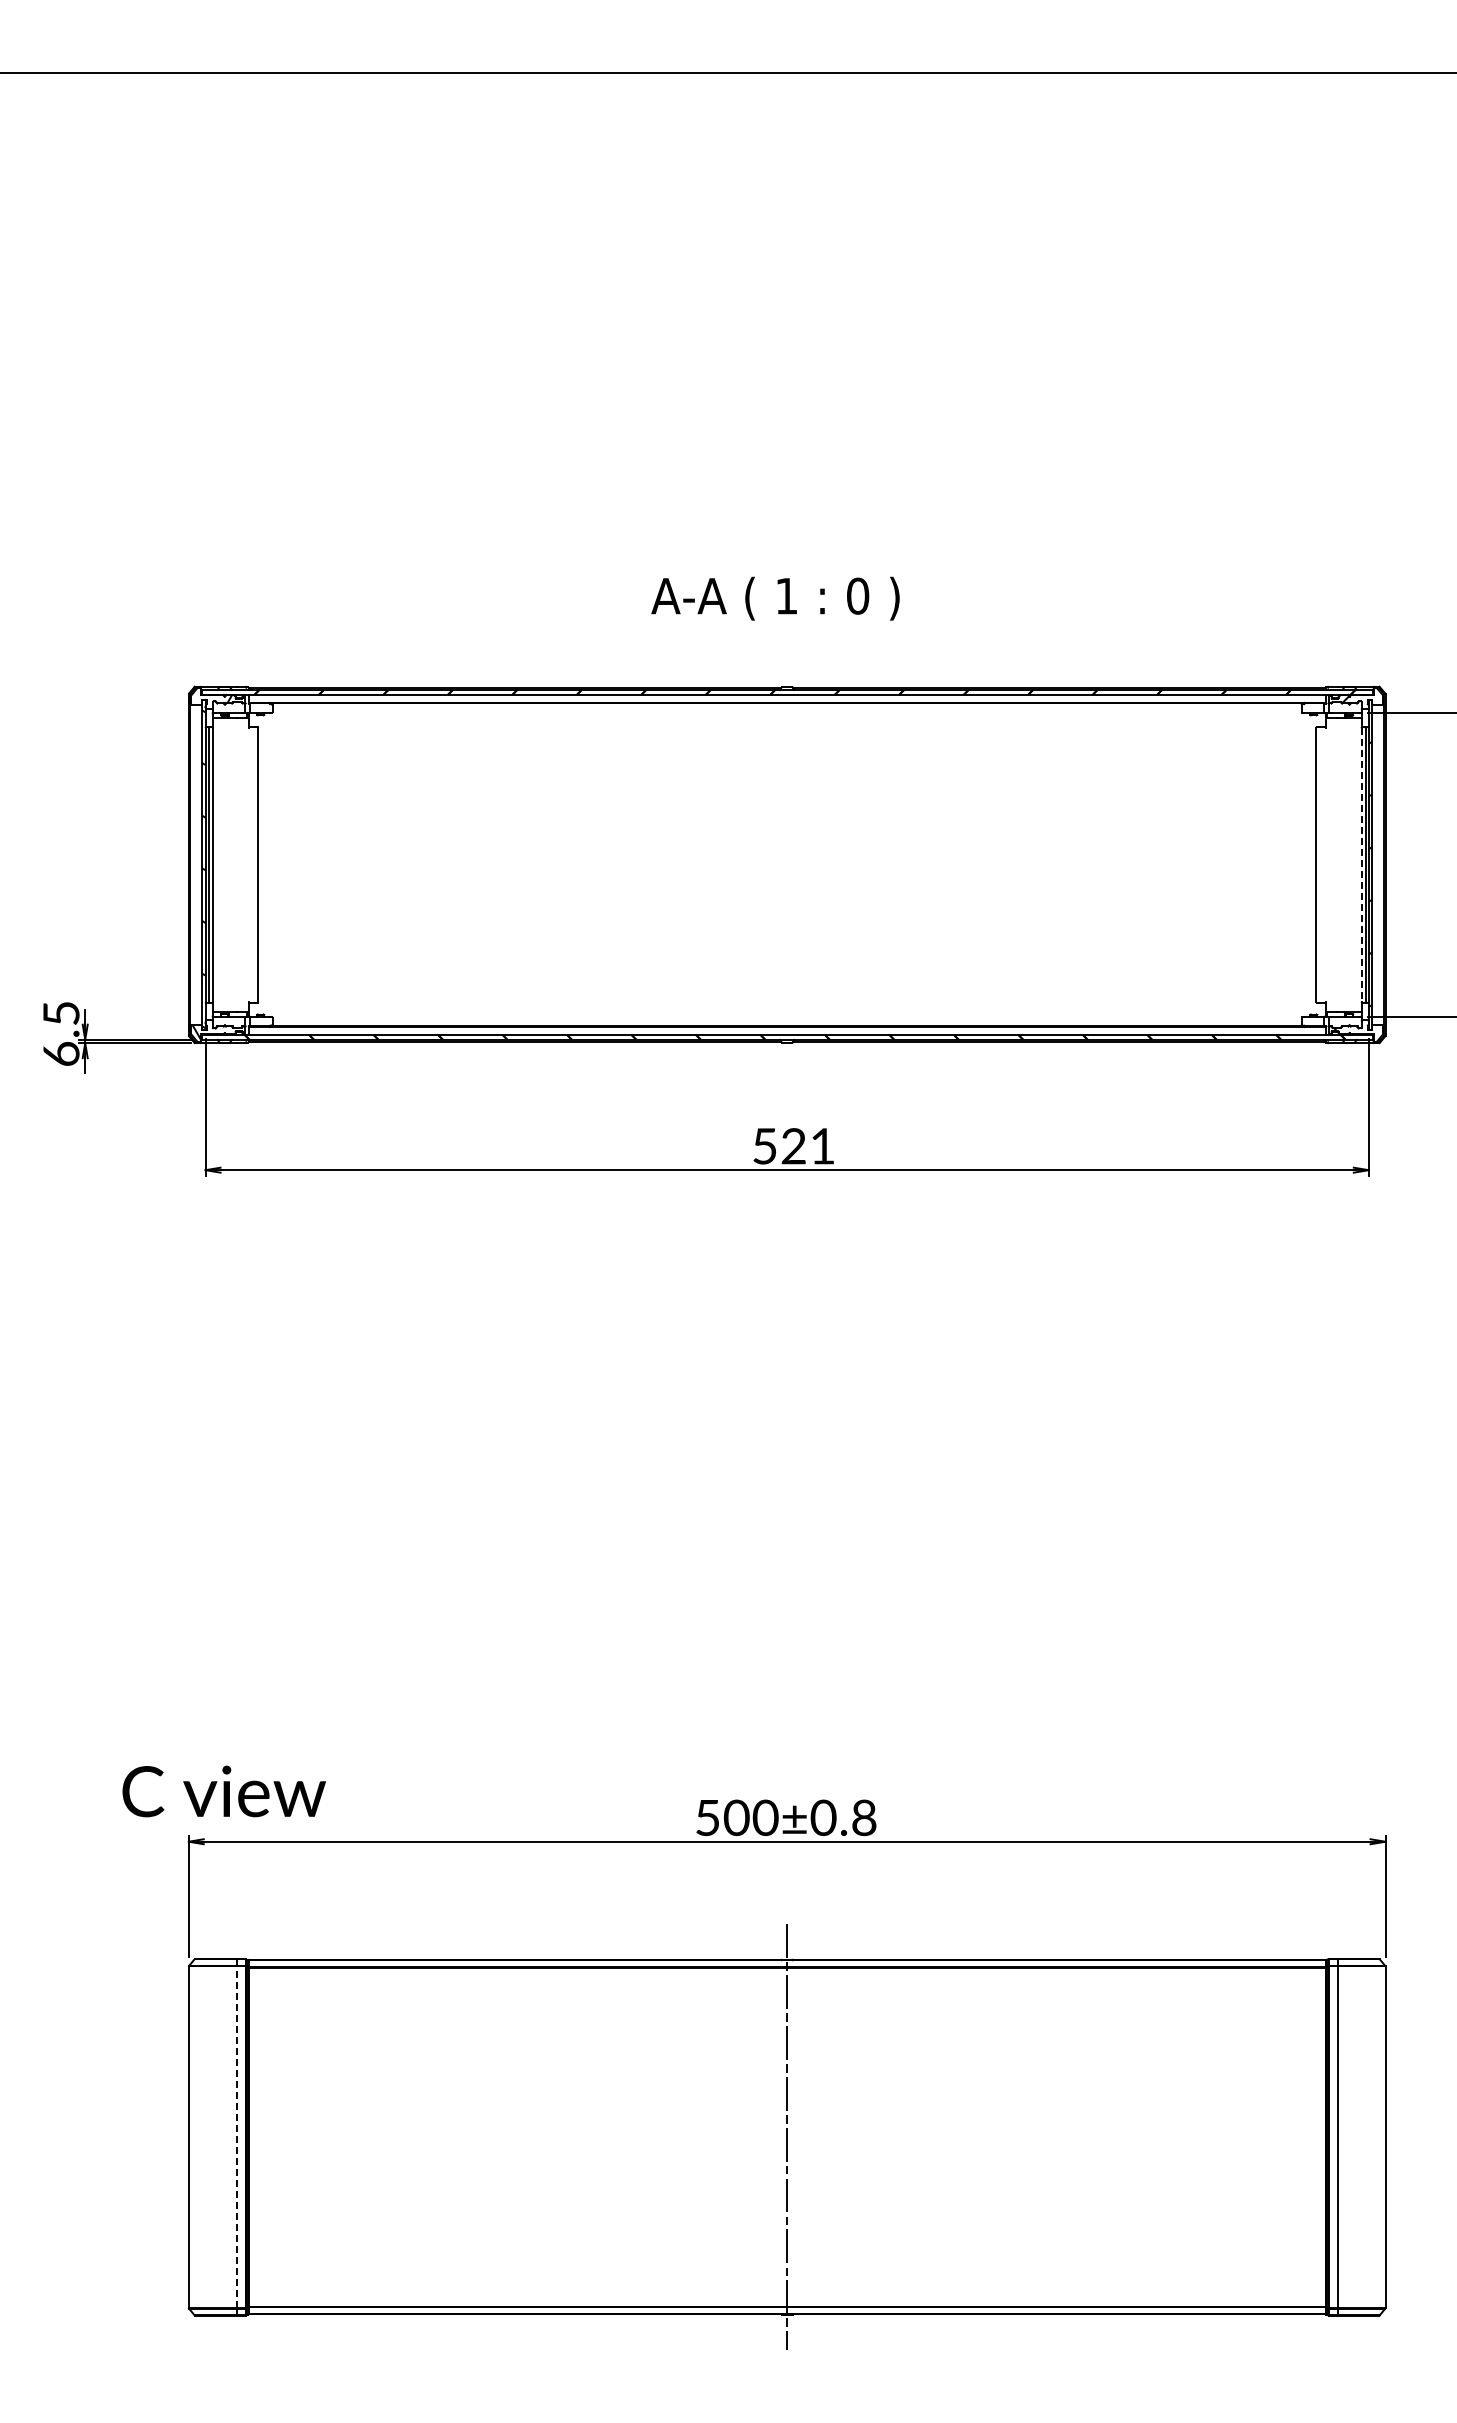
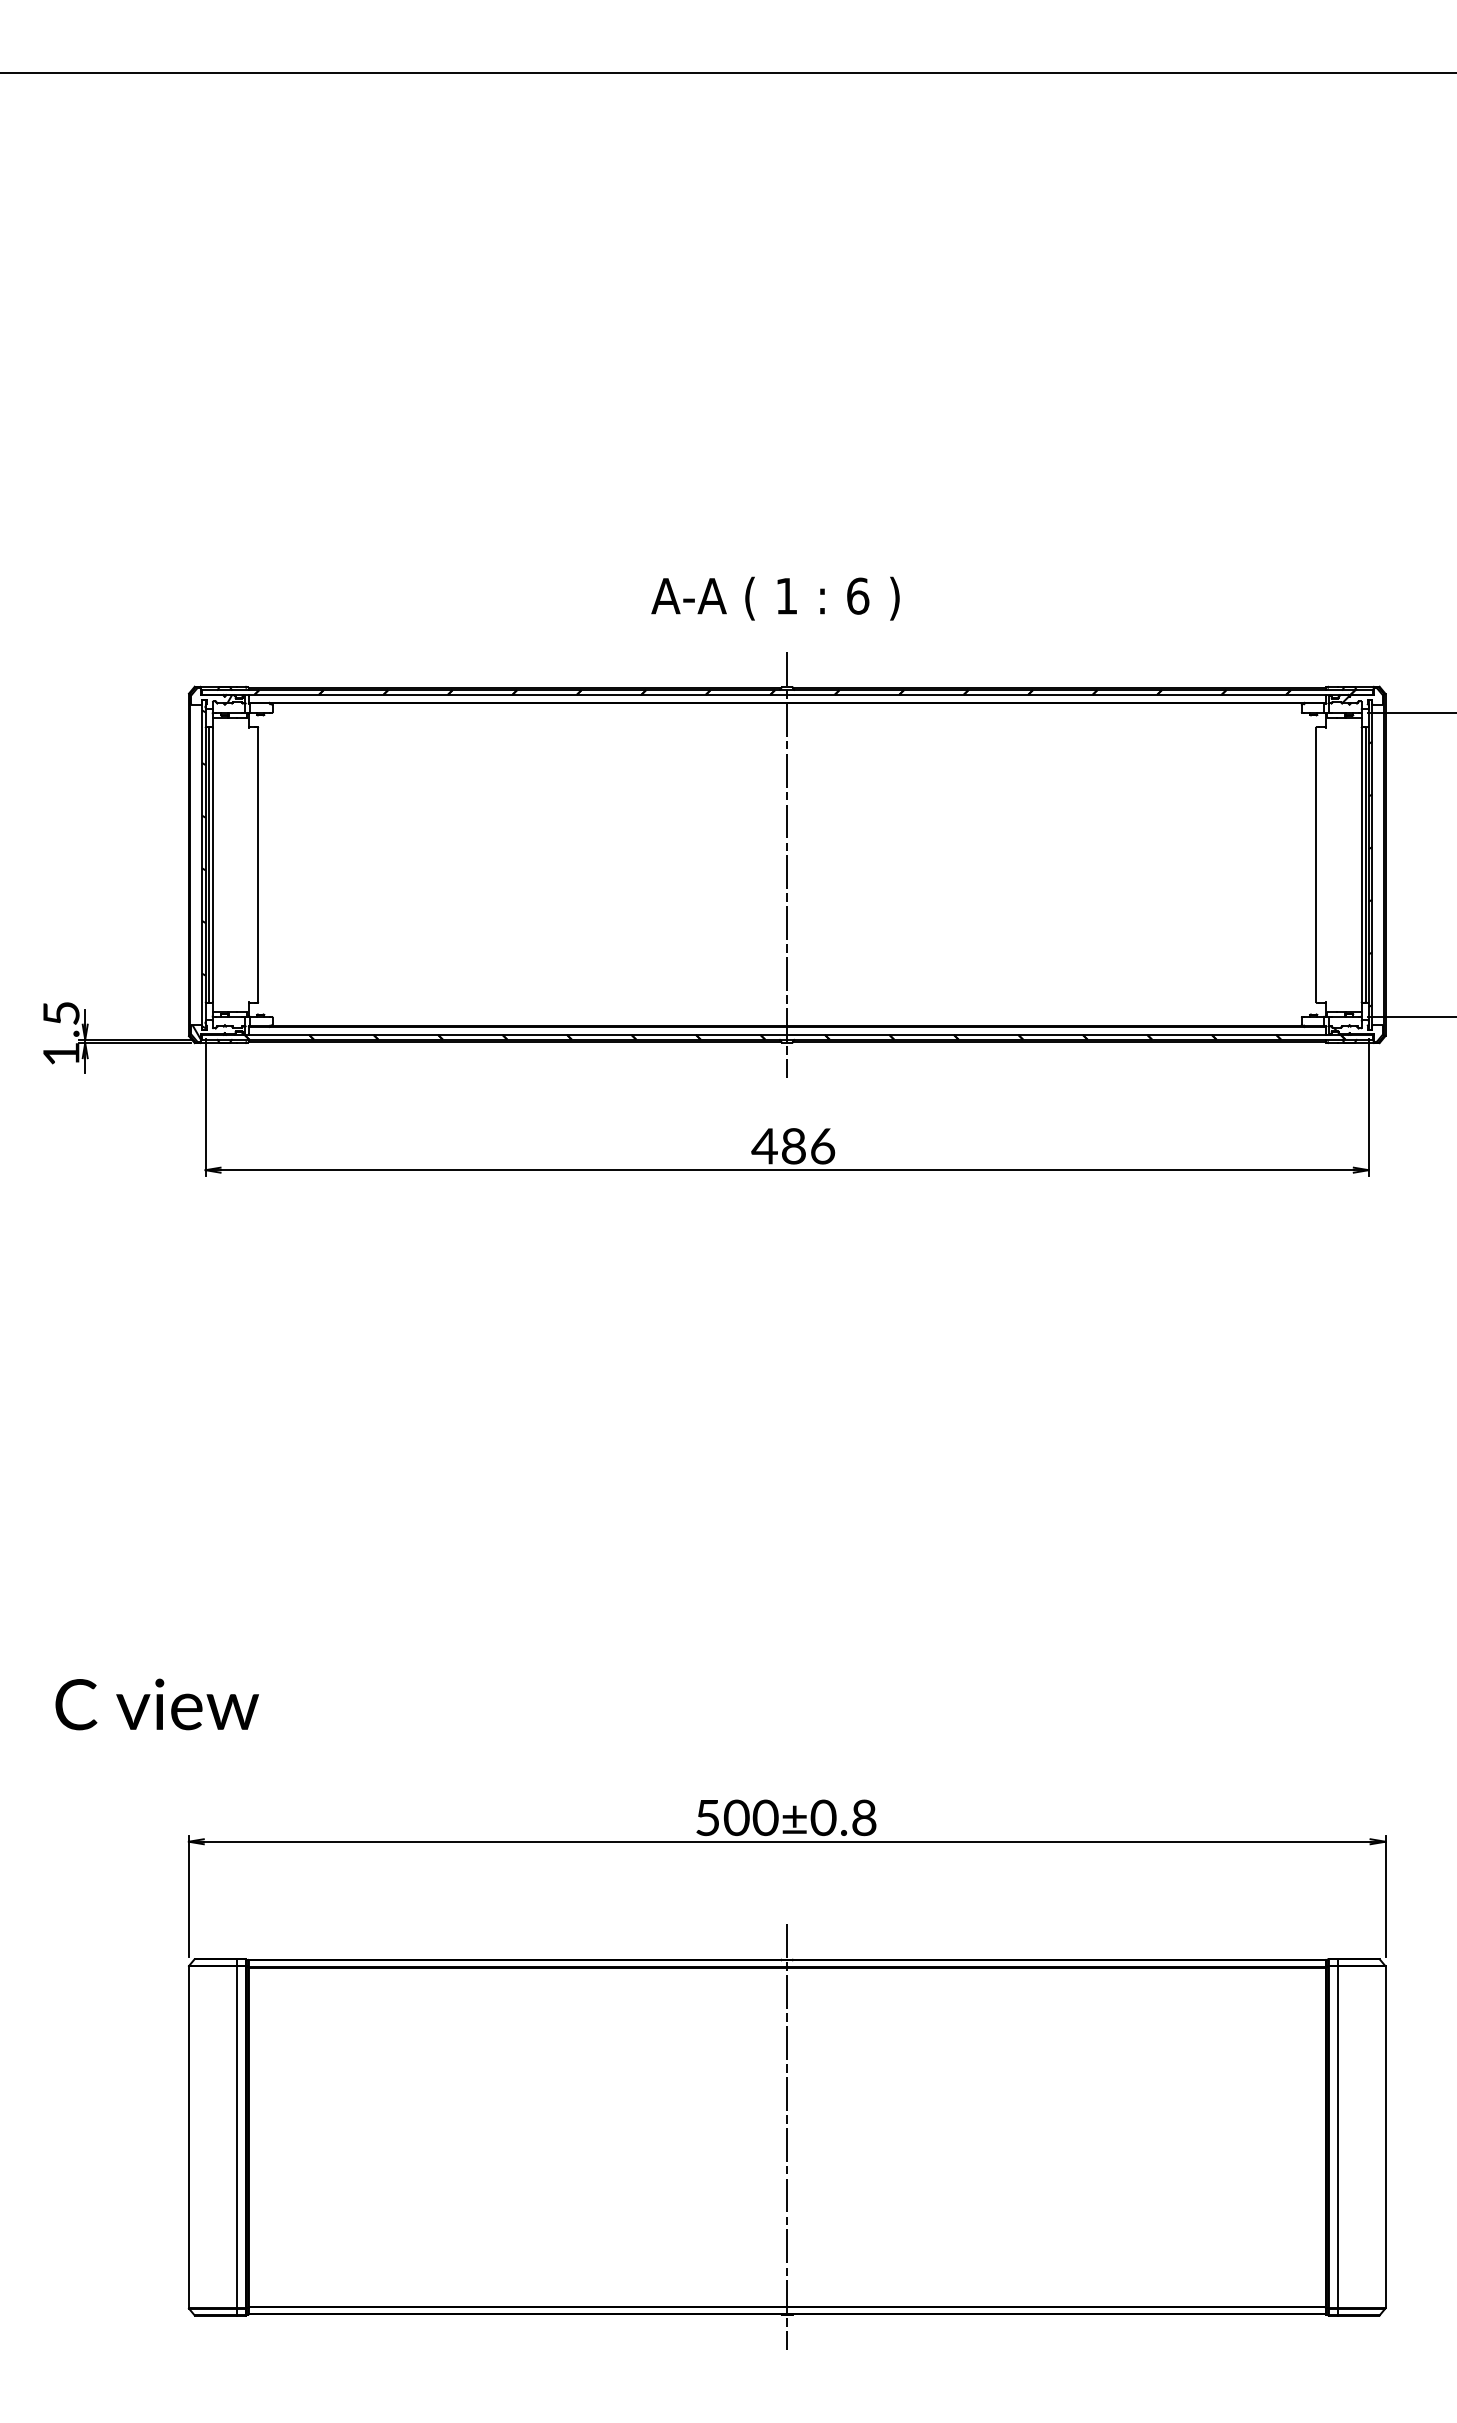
text: 0 -> 6 (858, 595)
line: none -> present (787, 864)
line: dashed -> solid (1361, 864)
text: 6.5 -> 1.5 (61, 1053)
text: 521 -> 486 (793, 1146)
text position: (223, 1791) -> (156, 1704) (156, 1704)
line: dashed -> solid (236, 2137)
